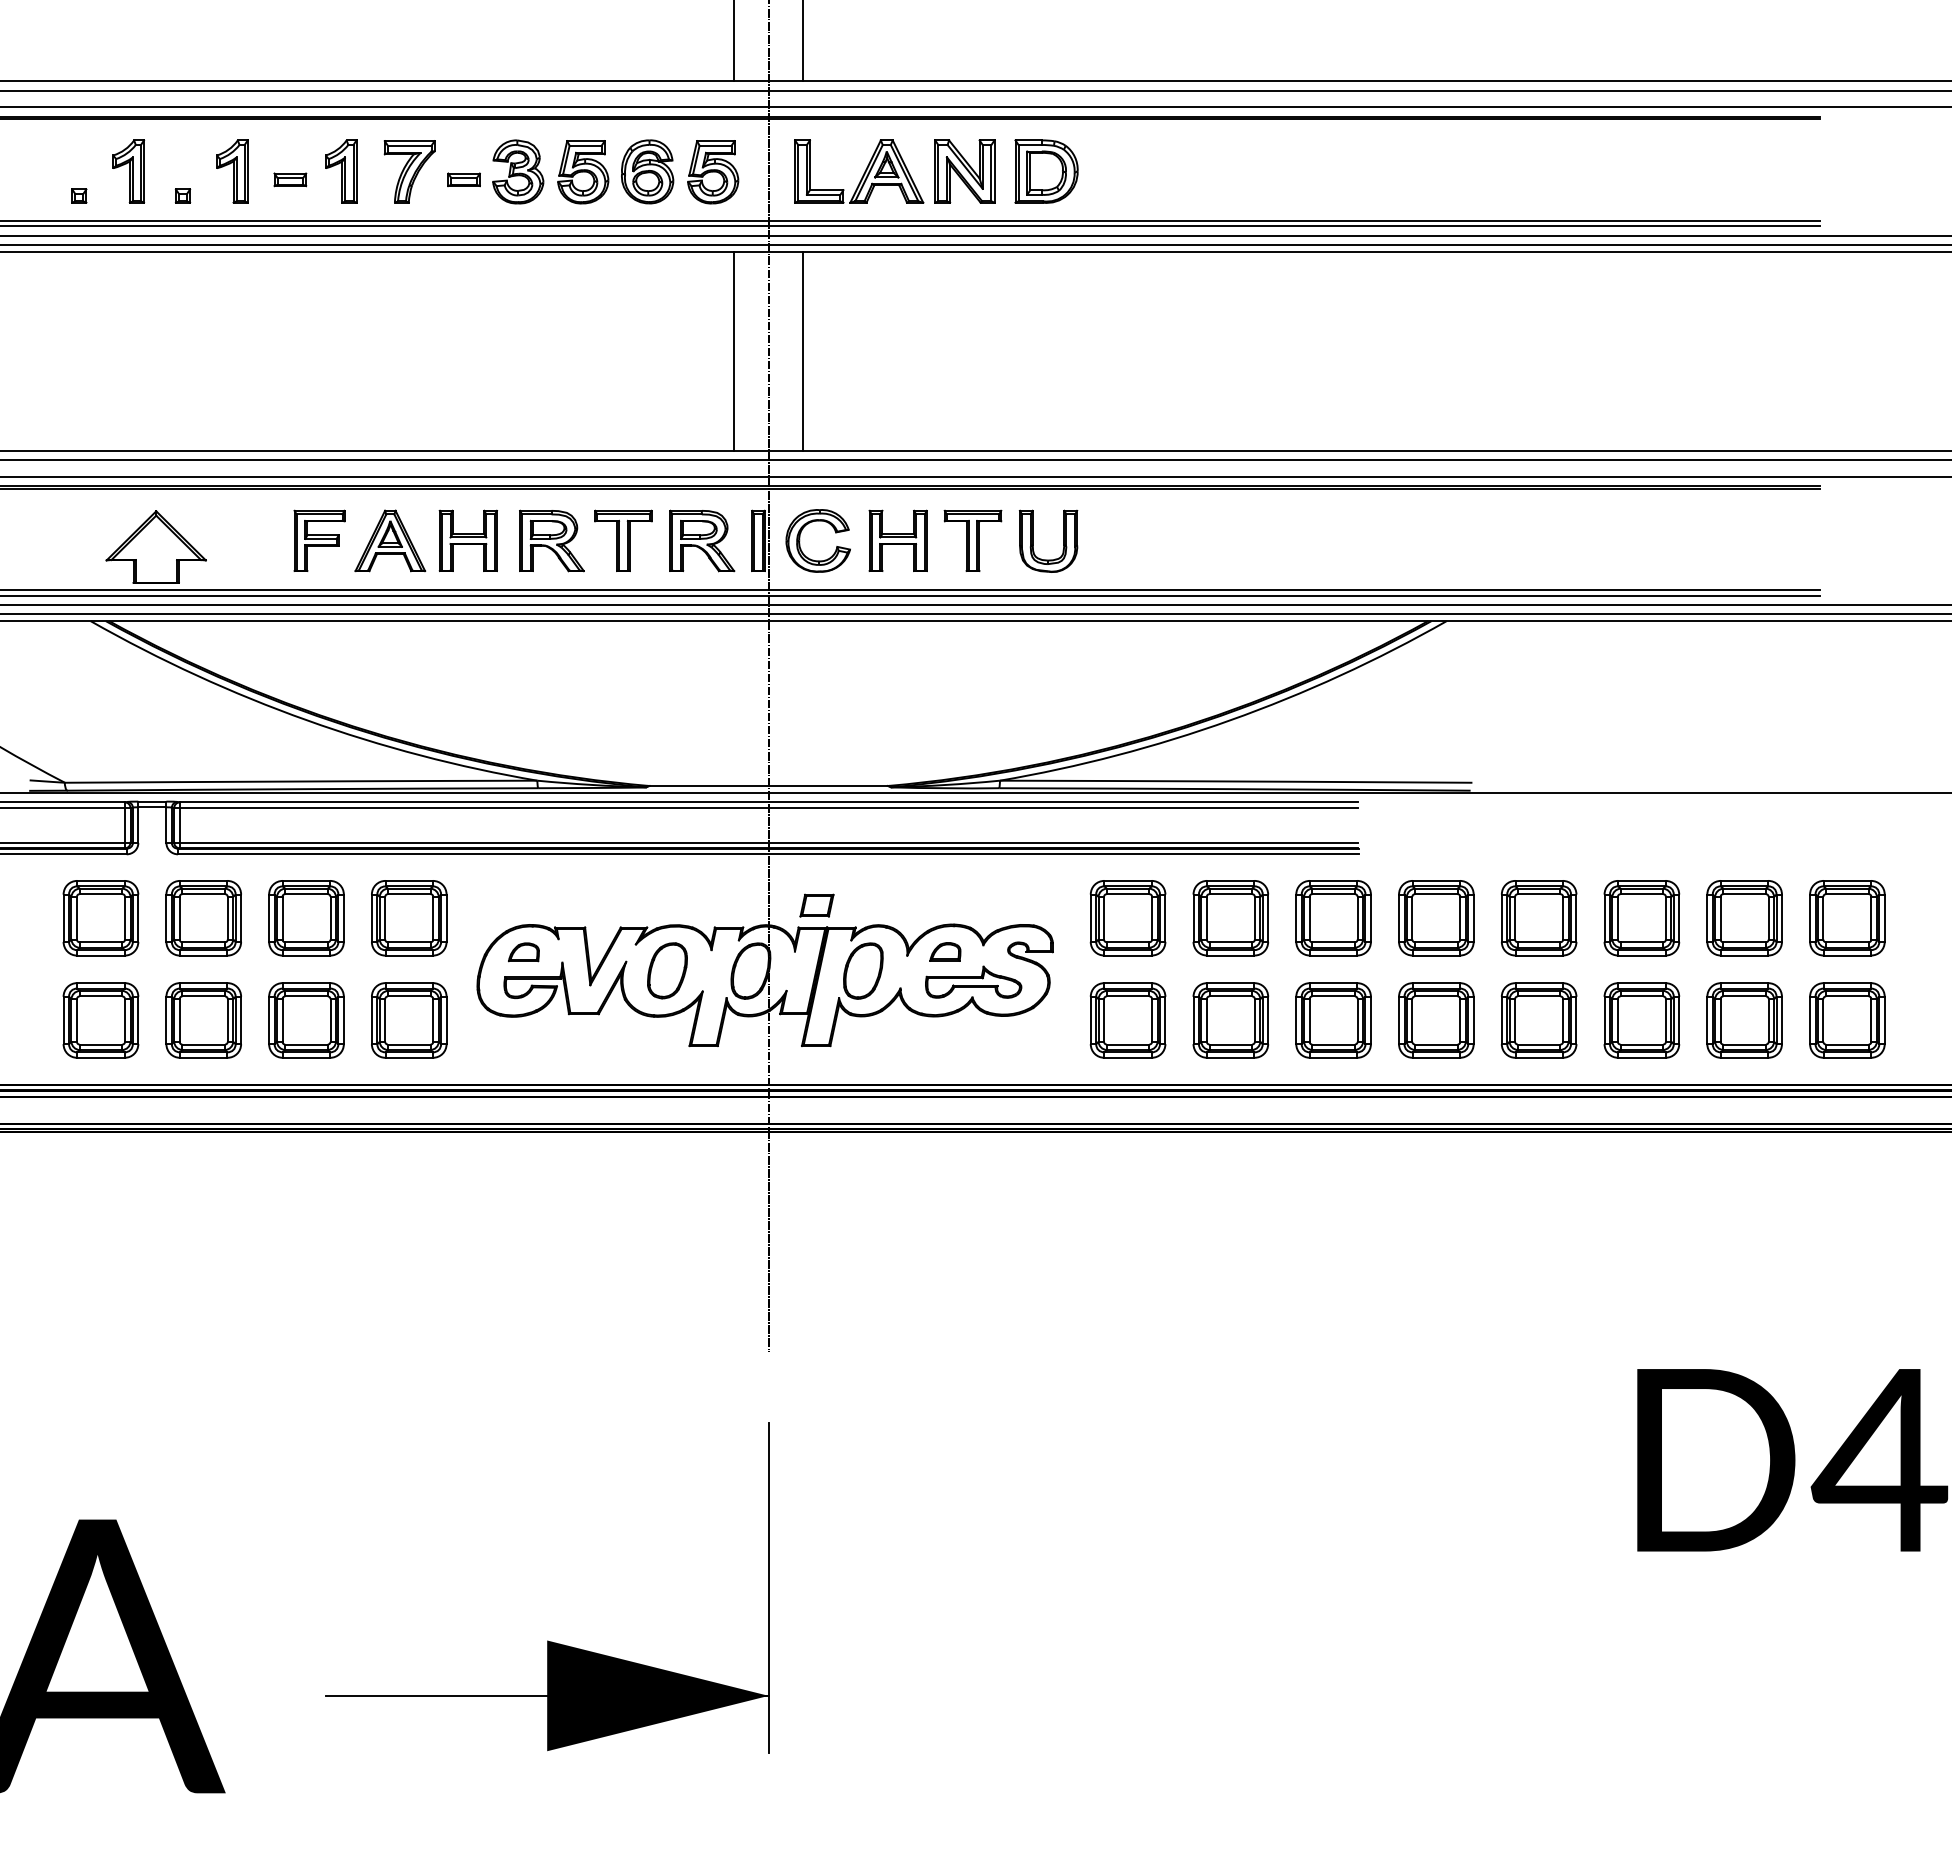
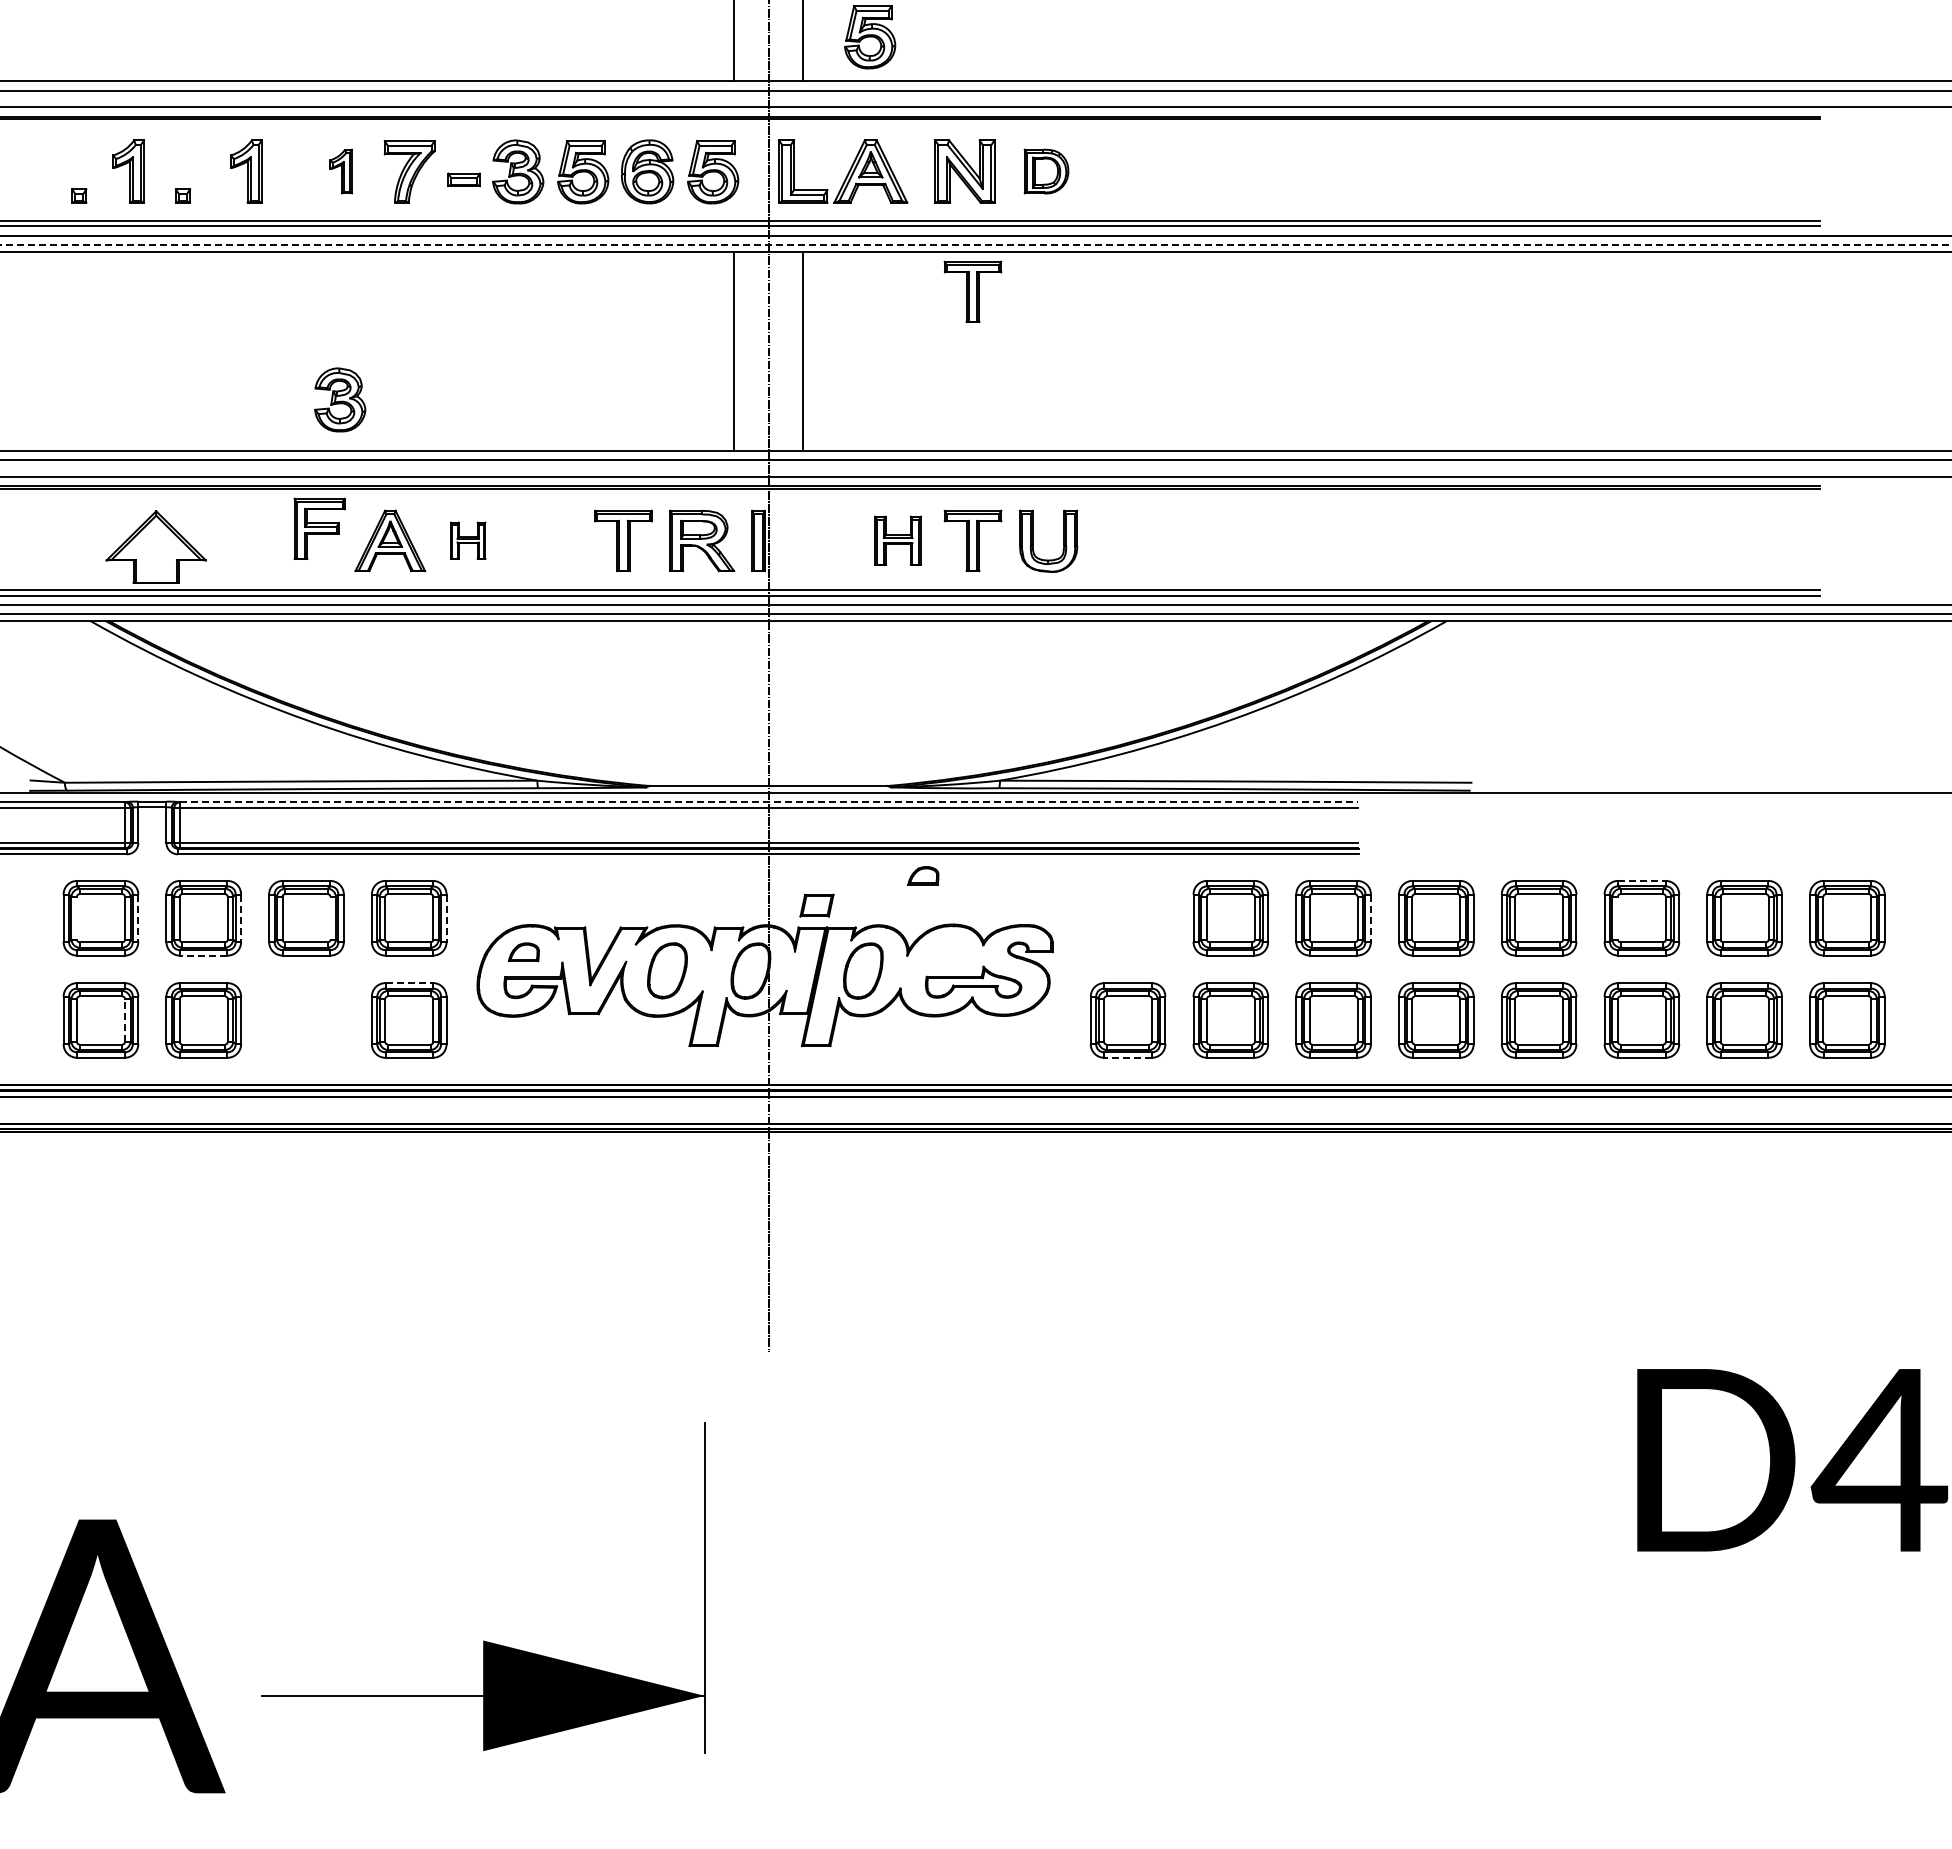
part: none -> present (870, 37)
part position: (232, 171) -> (246, 171) (246, 171)
part size: 33x65 px -> 25x47 px (341, 171)
part position: (859, 171) -> (843, 171) (843, 171)
part size: 65x65 px -> 47x47 px (1046, 171)
part: present -> none (290, 179)
line: solid -> dashed (975, 245)
part: none -> present (972, 291)
part: none -> present (340, 399)
part position: (319, 540) -> (319, 528) (319, 528)
part size: 60x63 px -> 37x39 px (468, 540)
part: present -> none (551, 540)
part: present -> none (800, 540)
part size: 60x63 px -> 49x51 px (898, 540)
line: solid -> dashed (768, 802)
line: solid -> dashed (1641, 880)
line: present -> none (76, 917)
line: present -> none (330, 917)
line: present -> none (1617, 917)
line: solid -> dashed (138, 918)
line: solid -> dashed (241, 918)
line: solid -> dashed (446, 918)
part: present -> none (1127, 918)
line: solid -> dashed (1370, 918)
part position: (945, 951) -> (923, 875) (923, 875)
line: solid -> dashed (203, 955)
line: solid -> dashed (409, 983)
line: solid -> dashed (125, 1020)
part: present -> none (306, 1020)
line: solid -> dashed (1128, 1057)
part position: (547, 1640) -> (483, 1640) (483, 1640)
